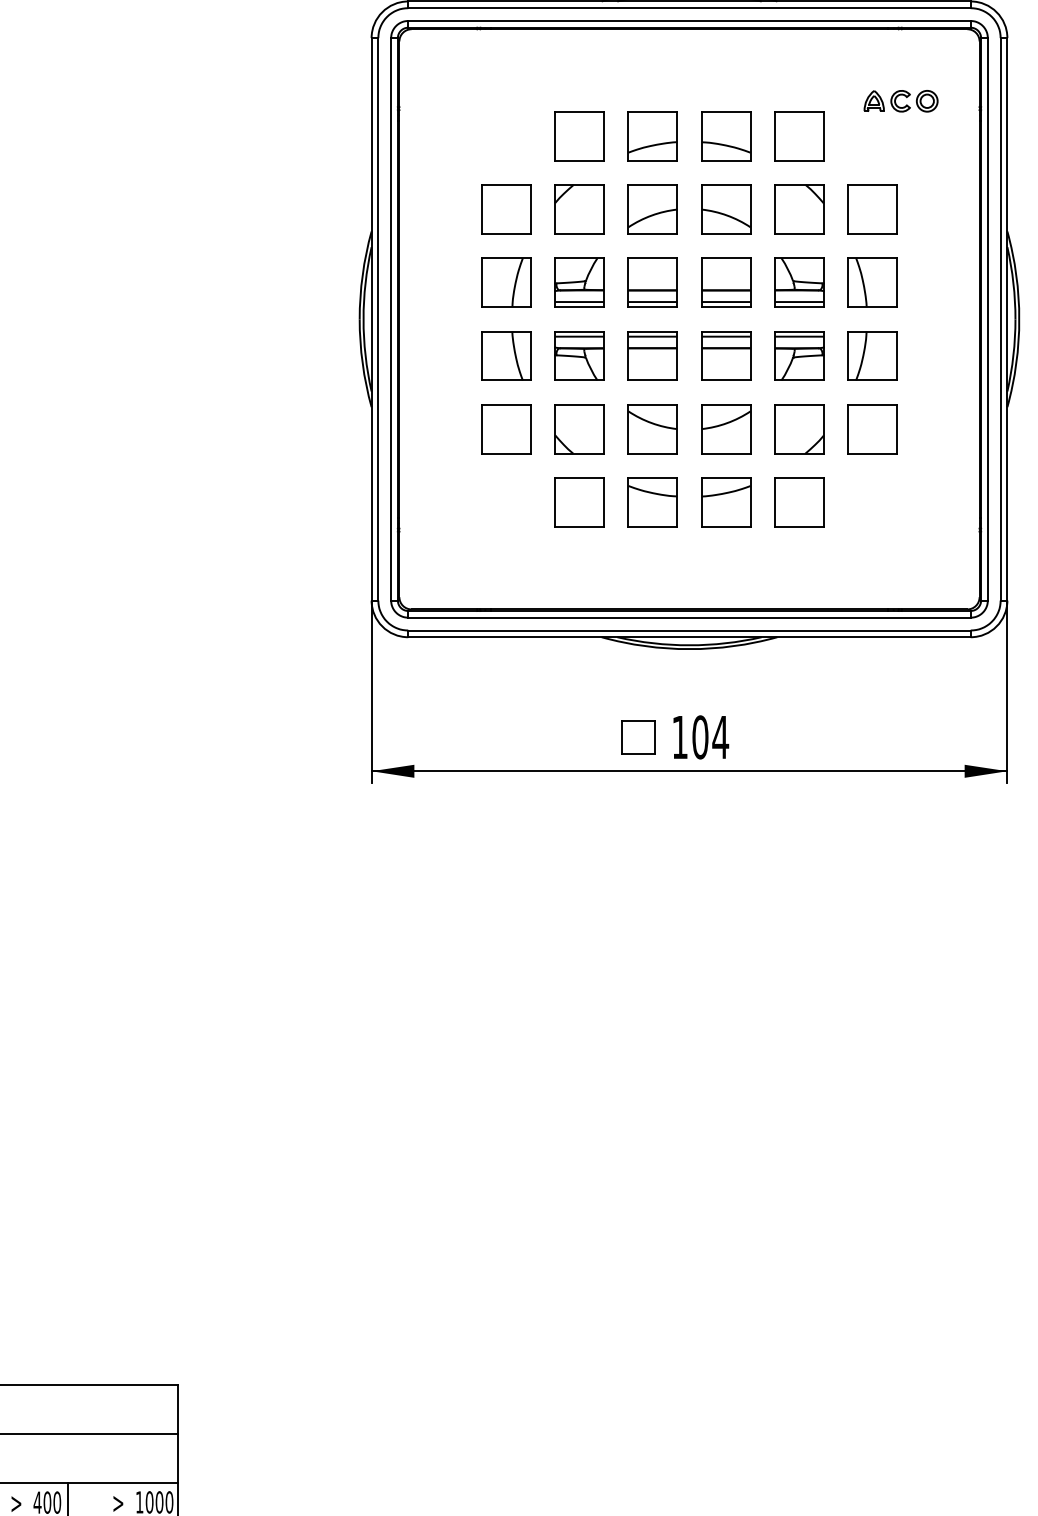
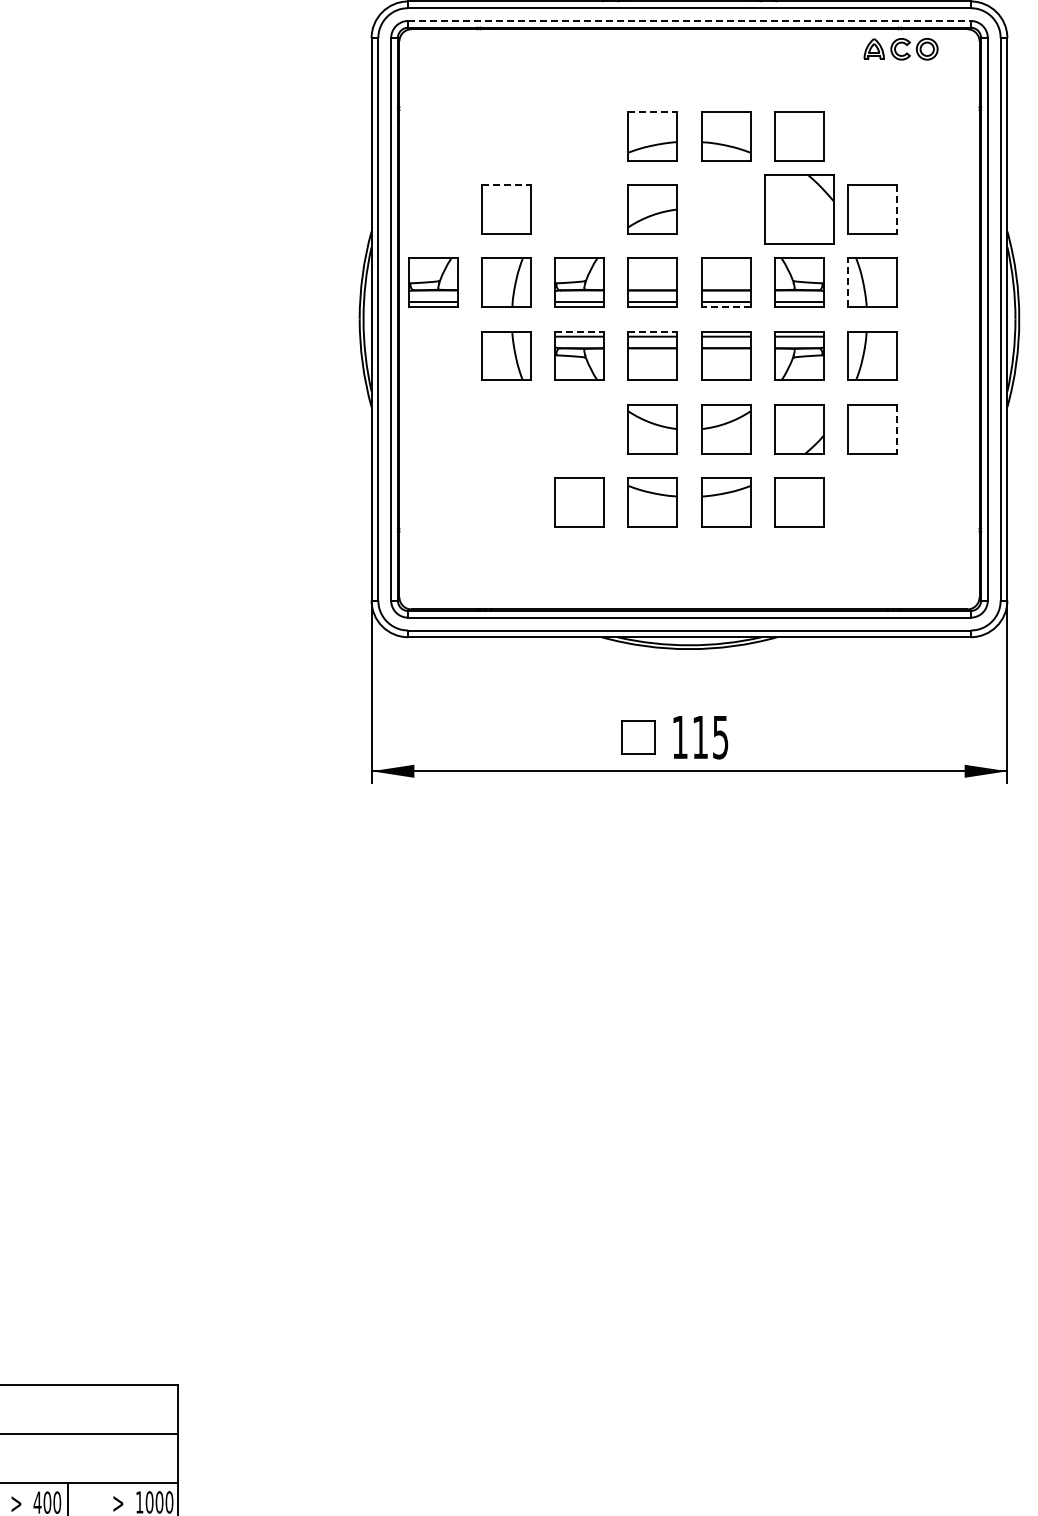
line: solid -> dashed (690, 21)
part position: (900, 101) -> (900, 49) (900, 49)
line: solid -> dashed (653, 111)
part: present -> none (579, 136)
line: solid -> dashed (506, 184)
part: present -> none (579, 209)
part: present -> none (726, 209)
part size: 51x51 px -> 71x71 px (799, 209)
line: solid -> dashed (897, 209)
part: none -> present (433, 282)
line: solid -> dashed (848, 282)
line: solid -> dashed (725, 307)
line: solid -> dashed (580, 331)
line: solid -> dashed (653, 331)
part: present -> none (506, 429)
part: present -> none (579, 429)
line: solid -> dashed (897, 429)
text: 104 -> 115 (710, 737)
